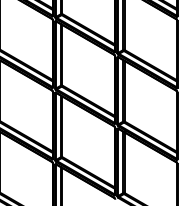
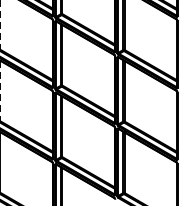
line: solid -> dashed (0, 24)
line: solid -> dashed (0, 91)
